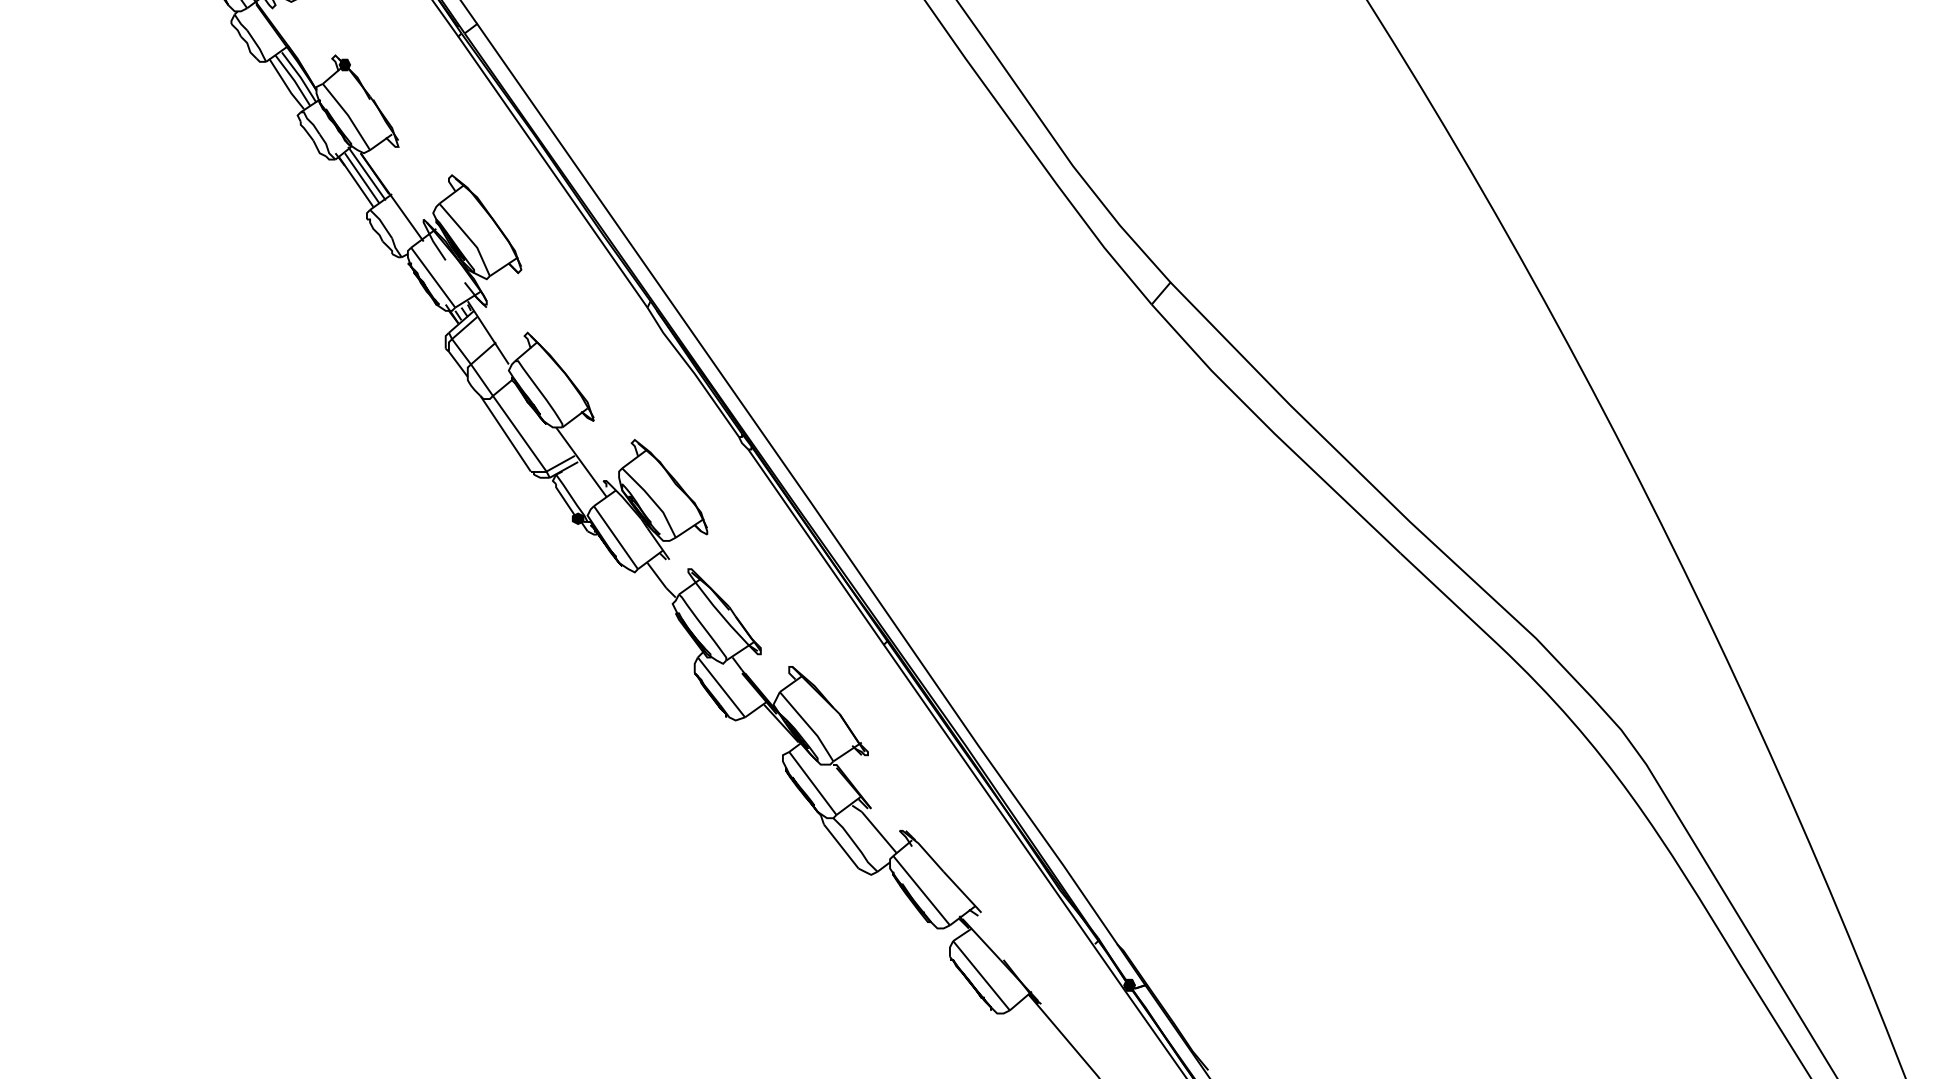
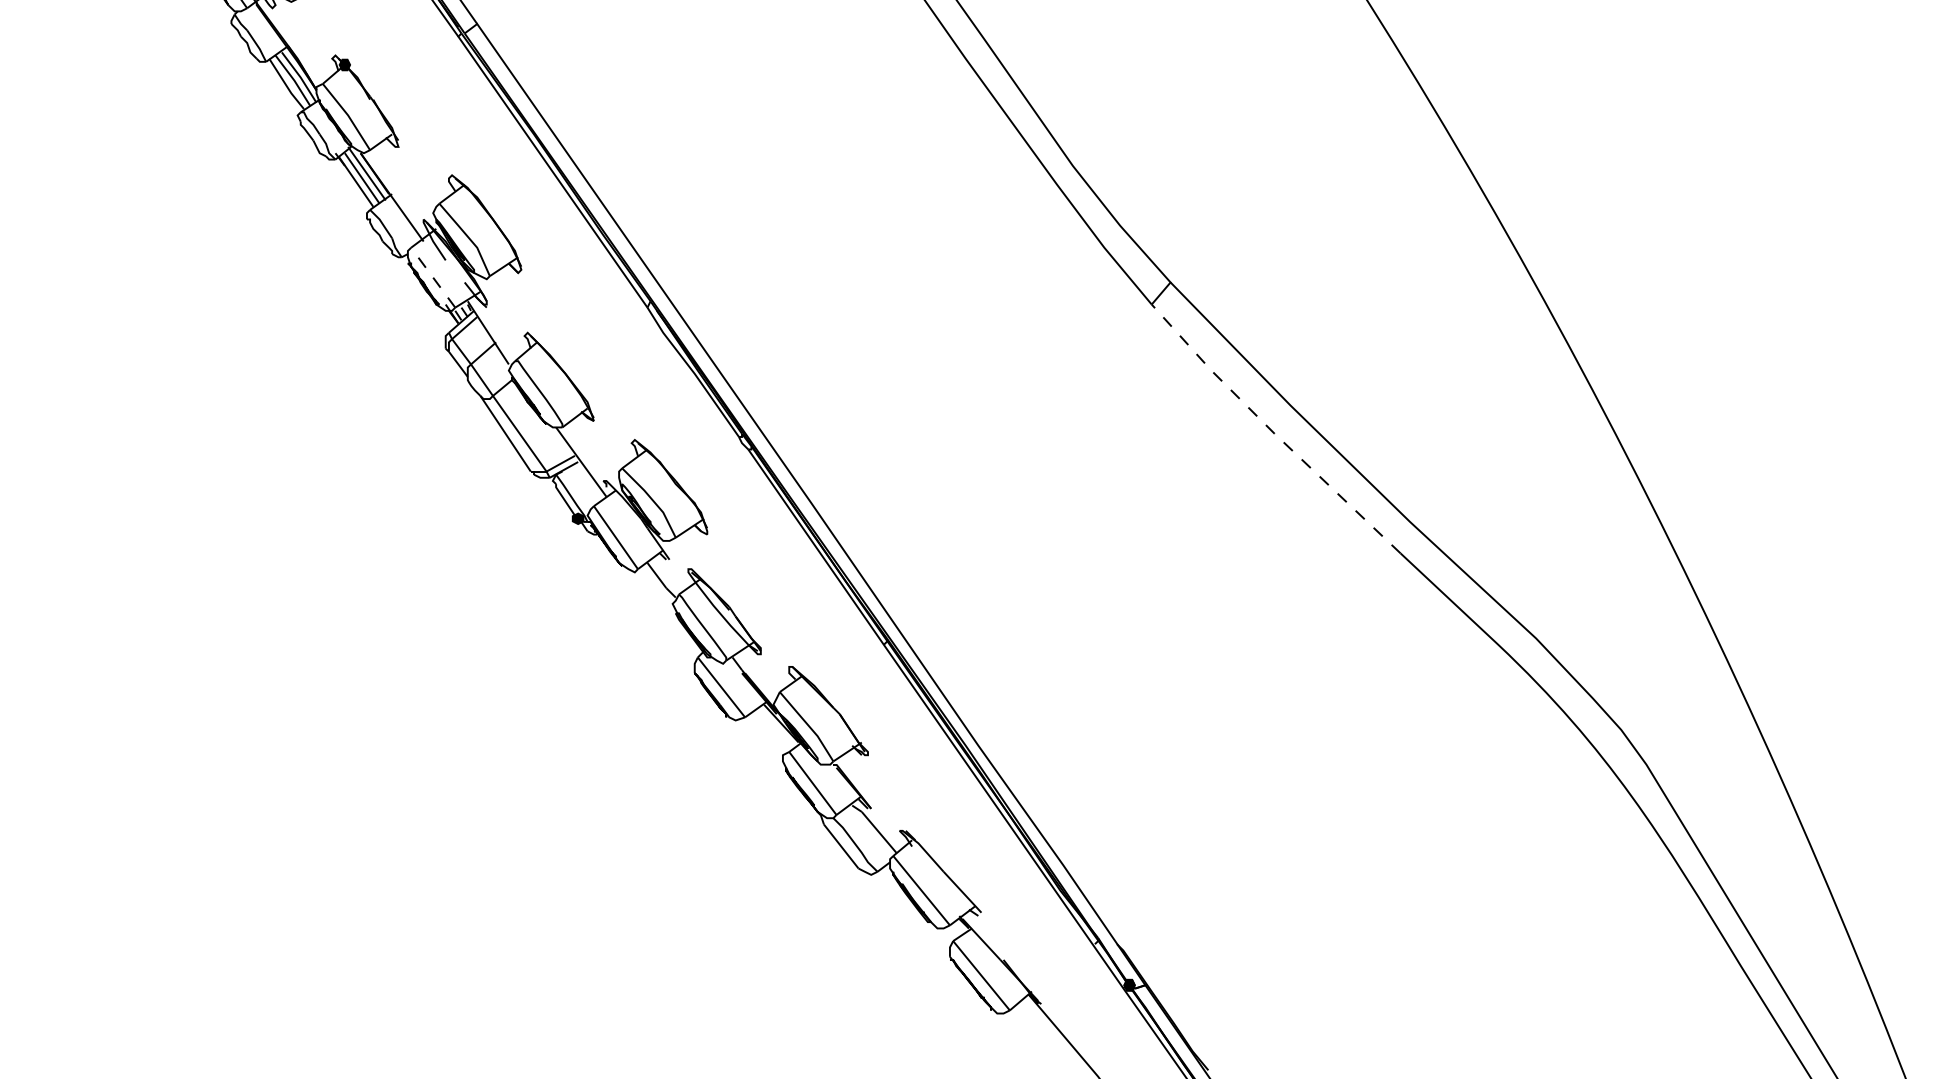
line: solid -> dashed (432, 277)
line: solid -> dashed (1272, 431)
